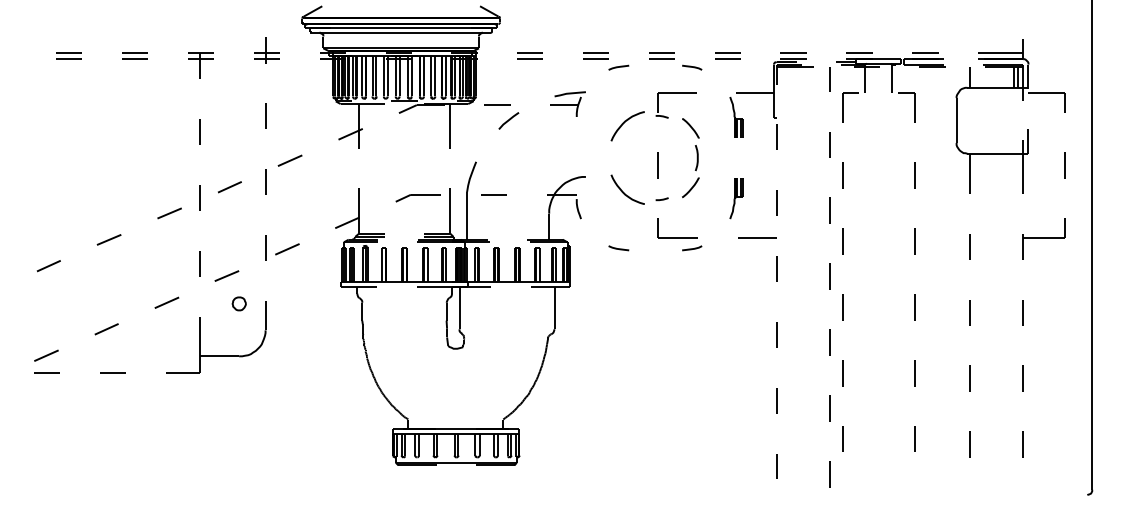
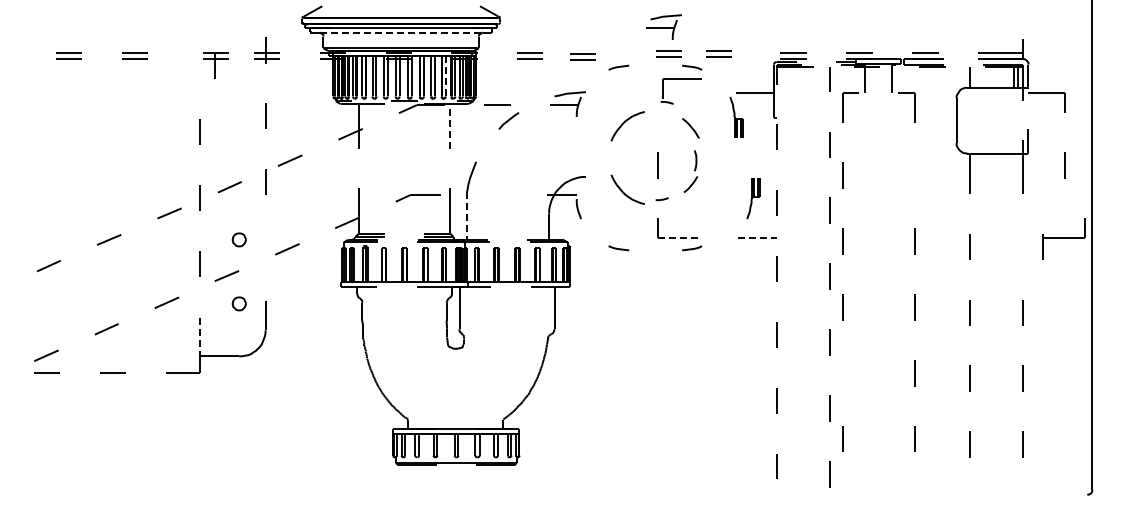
part: none -> present (663, 26)
line: solid -> dashed (401, 32)
part position: (595, 55) -> (582, 56) (582, 56)
part position: (661, 55) -> (668, 53) (668, 53)
part position: (727, 55) -> (718, 53) (718, 53)
part position: (200, 65) -> (215, 65) (215, 65)
line: solid -> dashed (446, 76)
part position: (675, 93) -> (680, 79) (680, 79)
line: solid -> dashed (450, 125)
part size: 18x54 px -> 16x43 px (690, 171)
line: present -> none (914, 175)
line: present -> none (493, 194)
part position: (736, 198) -> (753, 198) (753, 198)
line: solid -> dashed (467, 215)
line: solid -> dashed (678, 238)
line: solid -> dashed (757, 238)
part position: (1043, 238) -> (1063, 238) (1063, 238)
part: none -> present (238, 239)
line: present -> none (265, 247)
line: solid -> dashed (199, 337)
line: present -> none (842, 373)
